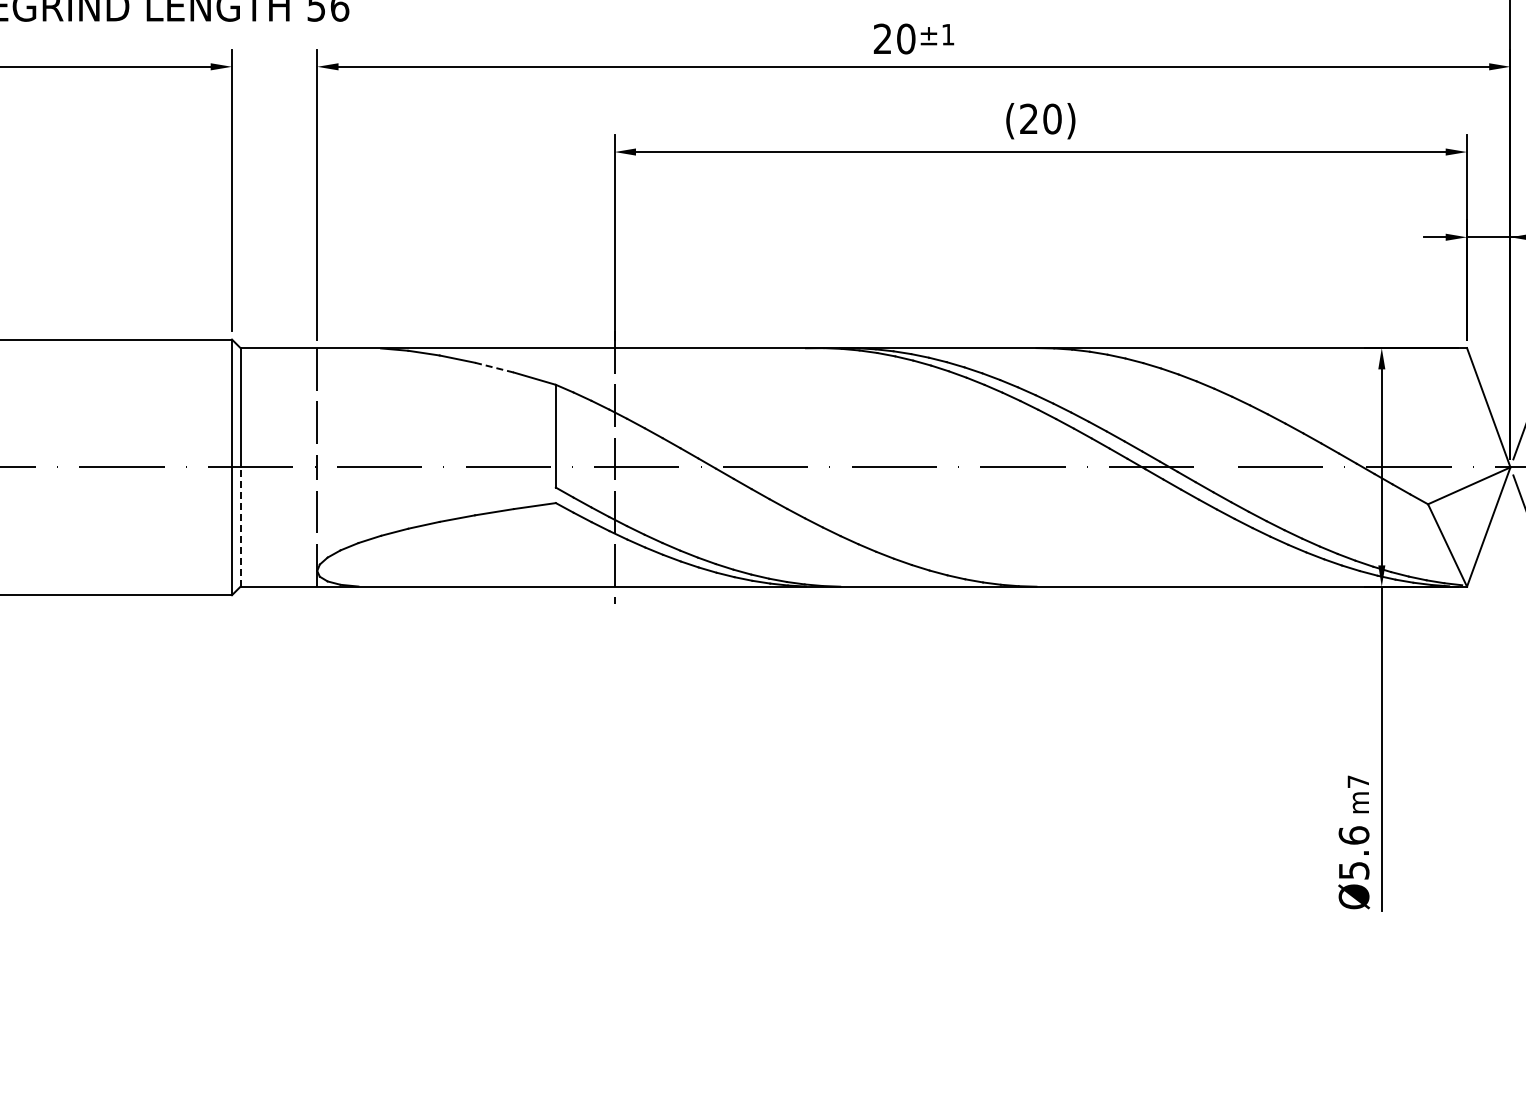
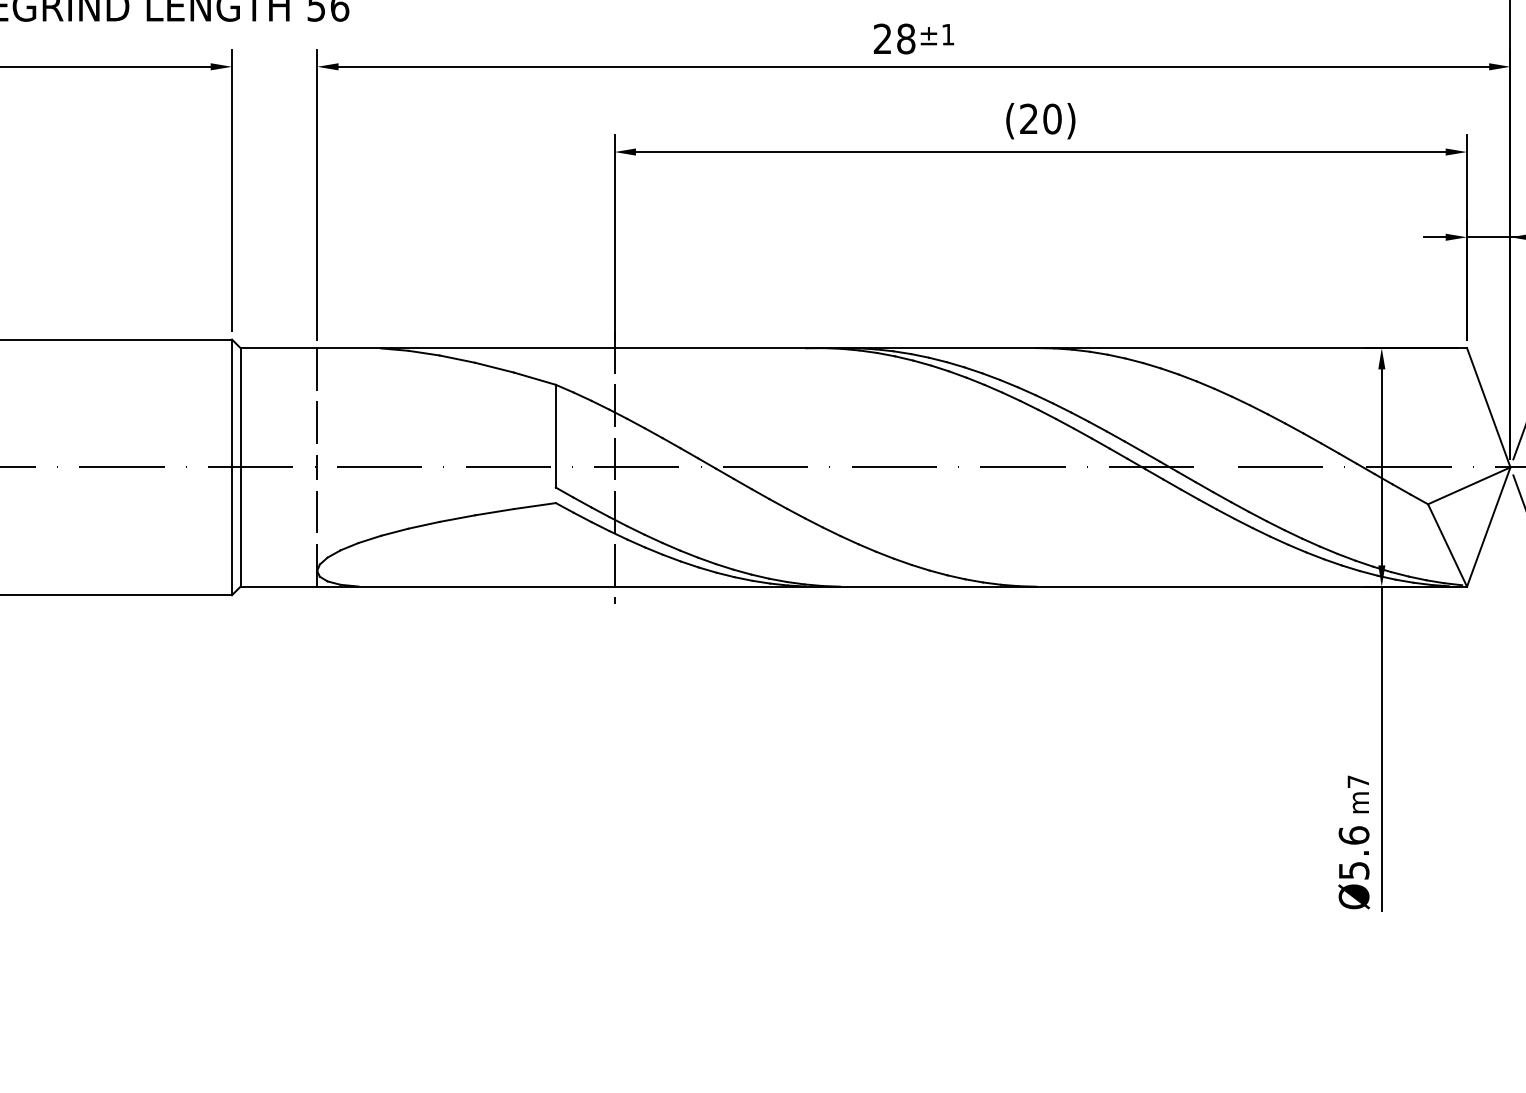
text: 20 -> 28 (906, 38)
line: dashed -> solid (494, 367)
line: dashed -> solid (240, 527)
